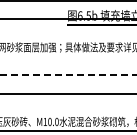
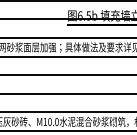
line: none -> present (67, 37)
line: none -> present (67, 56)
line: dashed -> solid (68, 75)
line: none -> present (67, 112)
